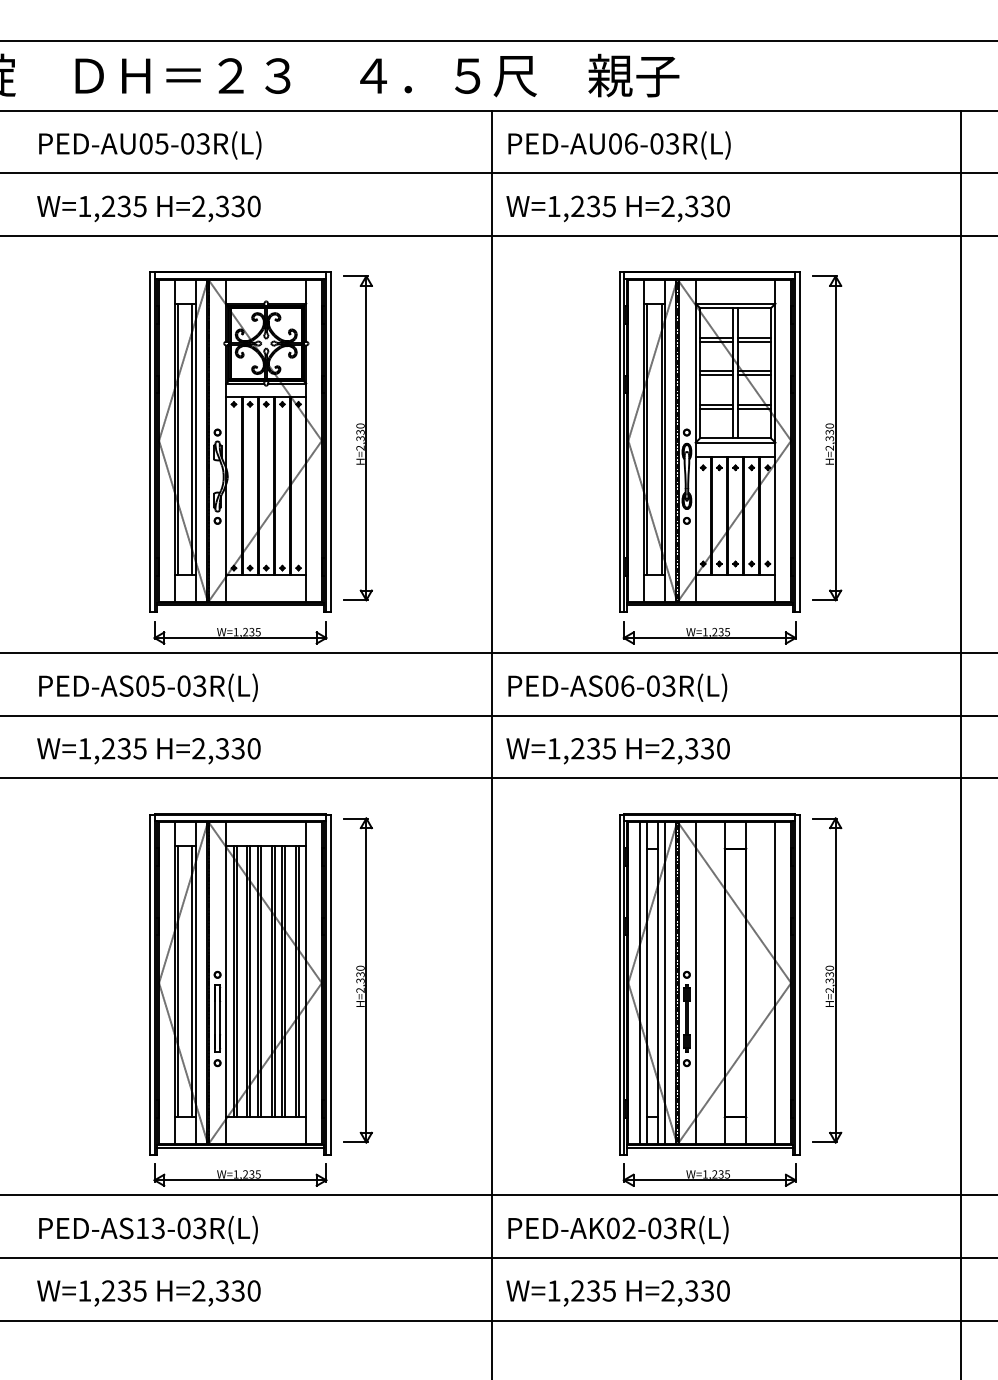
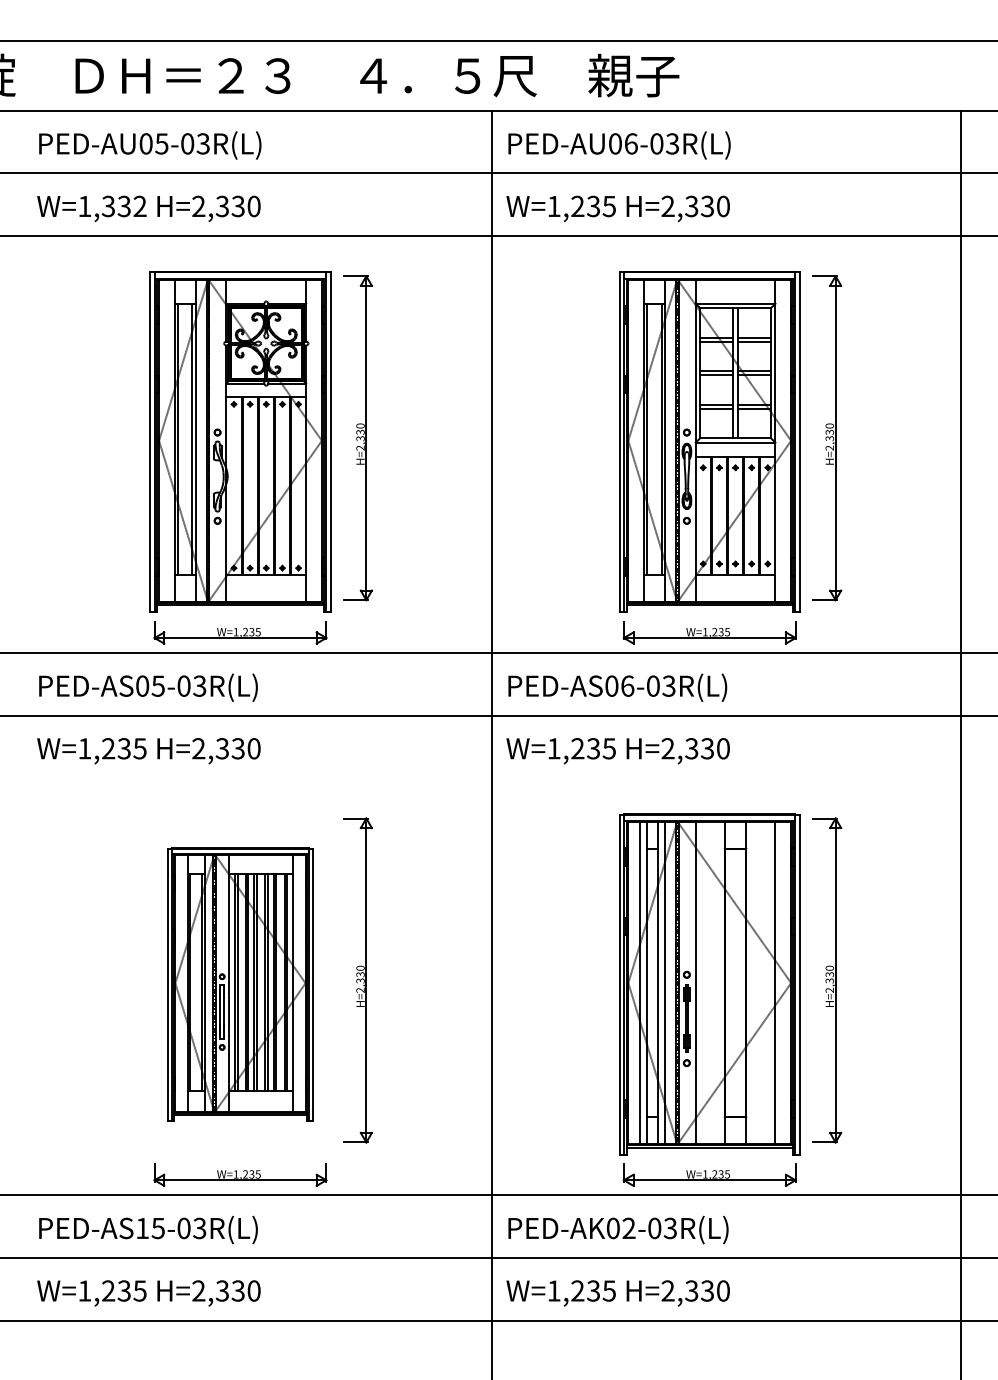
text: W=1,235 -> W=1,332 (123, 206)
line: present -> none (498, 778)
part size: 183x343 px -> 147x275 px (240, 984)
text: PED-AS13-03R(L) -> PED-AS15-03R(L) (158, 1227)
